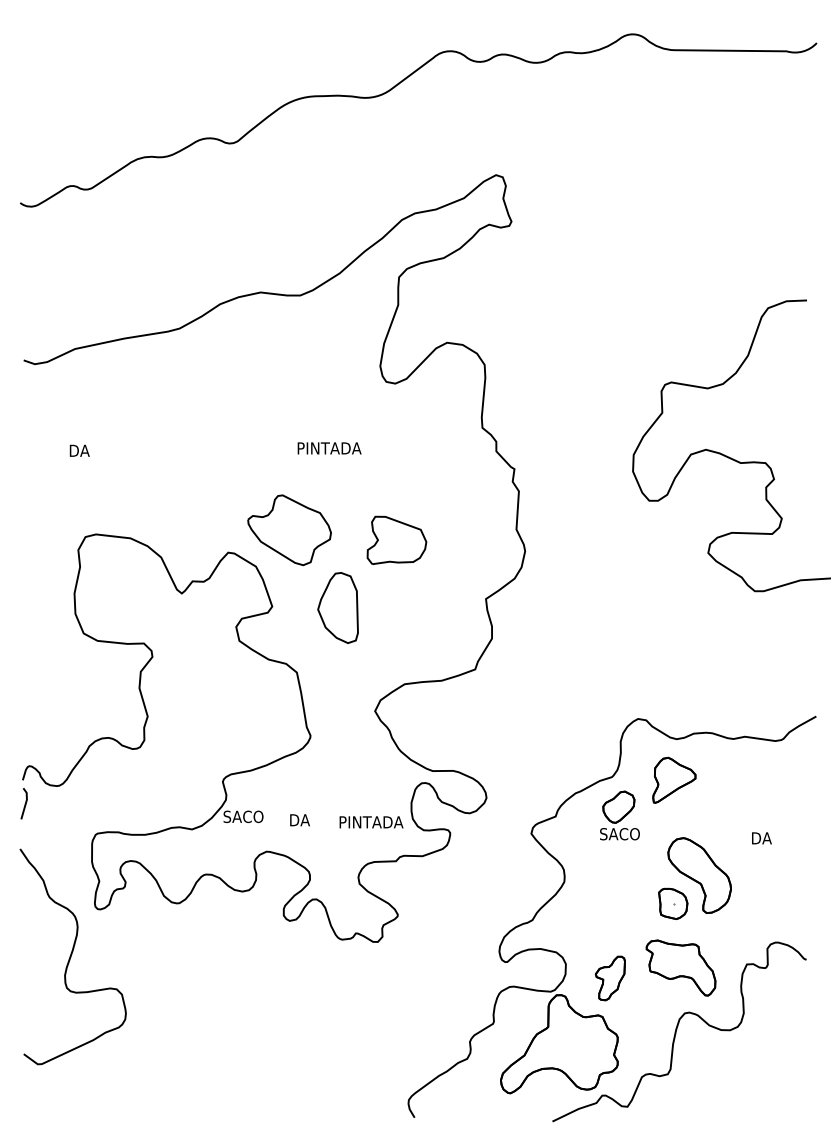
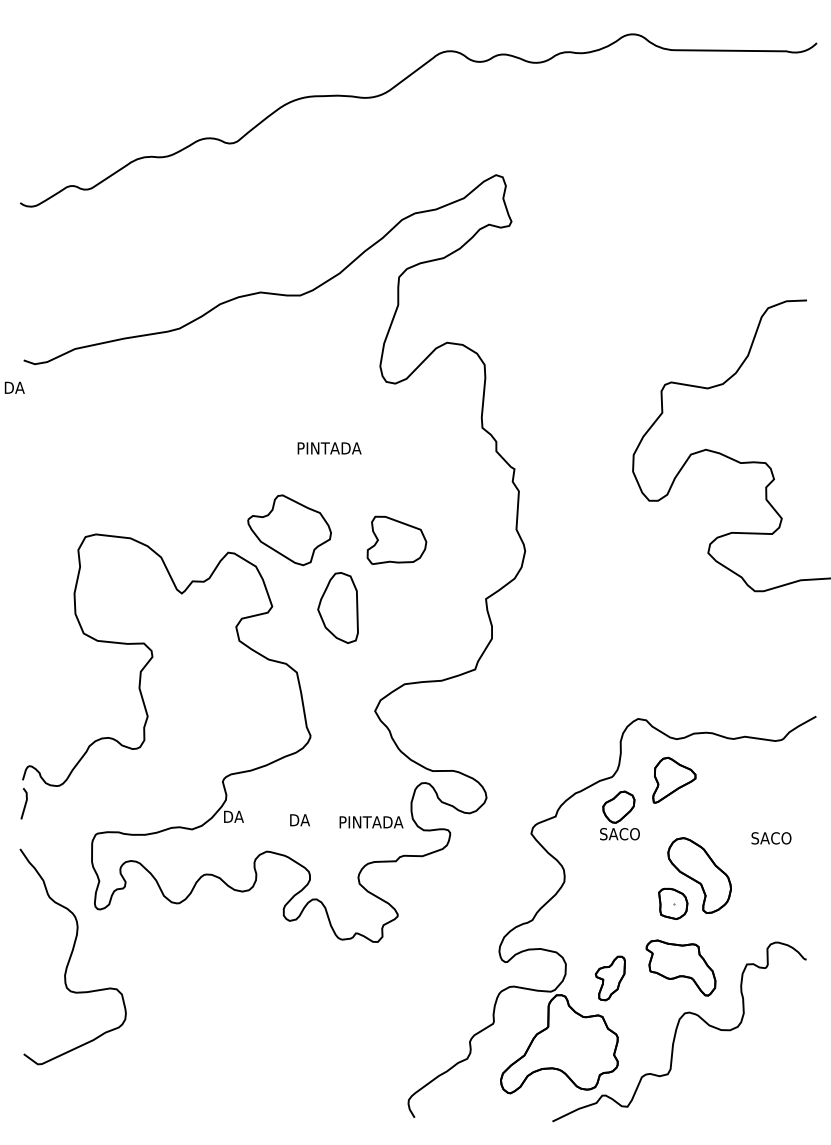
text position: (79, 450) -> (14, 387) (14, 387)
text: SACO -> DA (243, 816)
text: DA -> SACO (771, 838)
